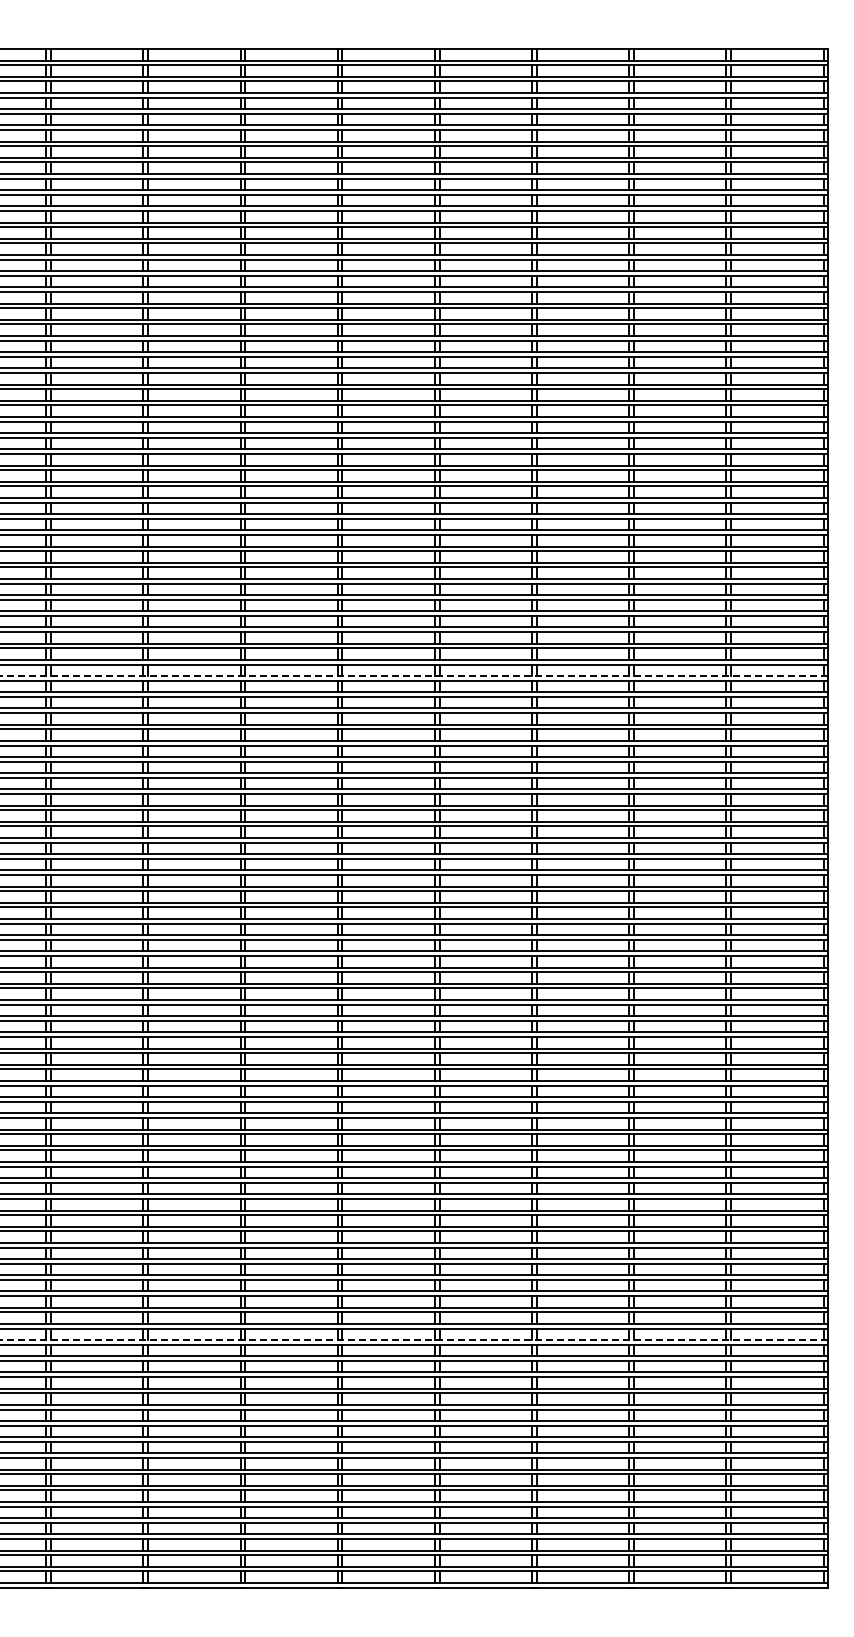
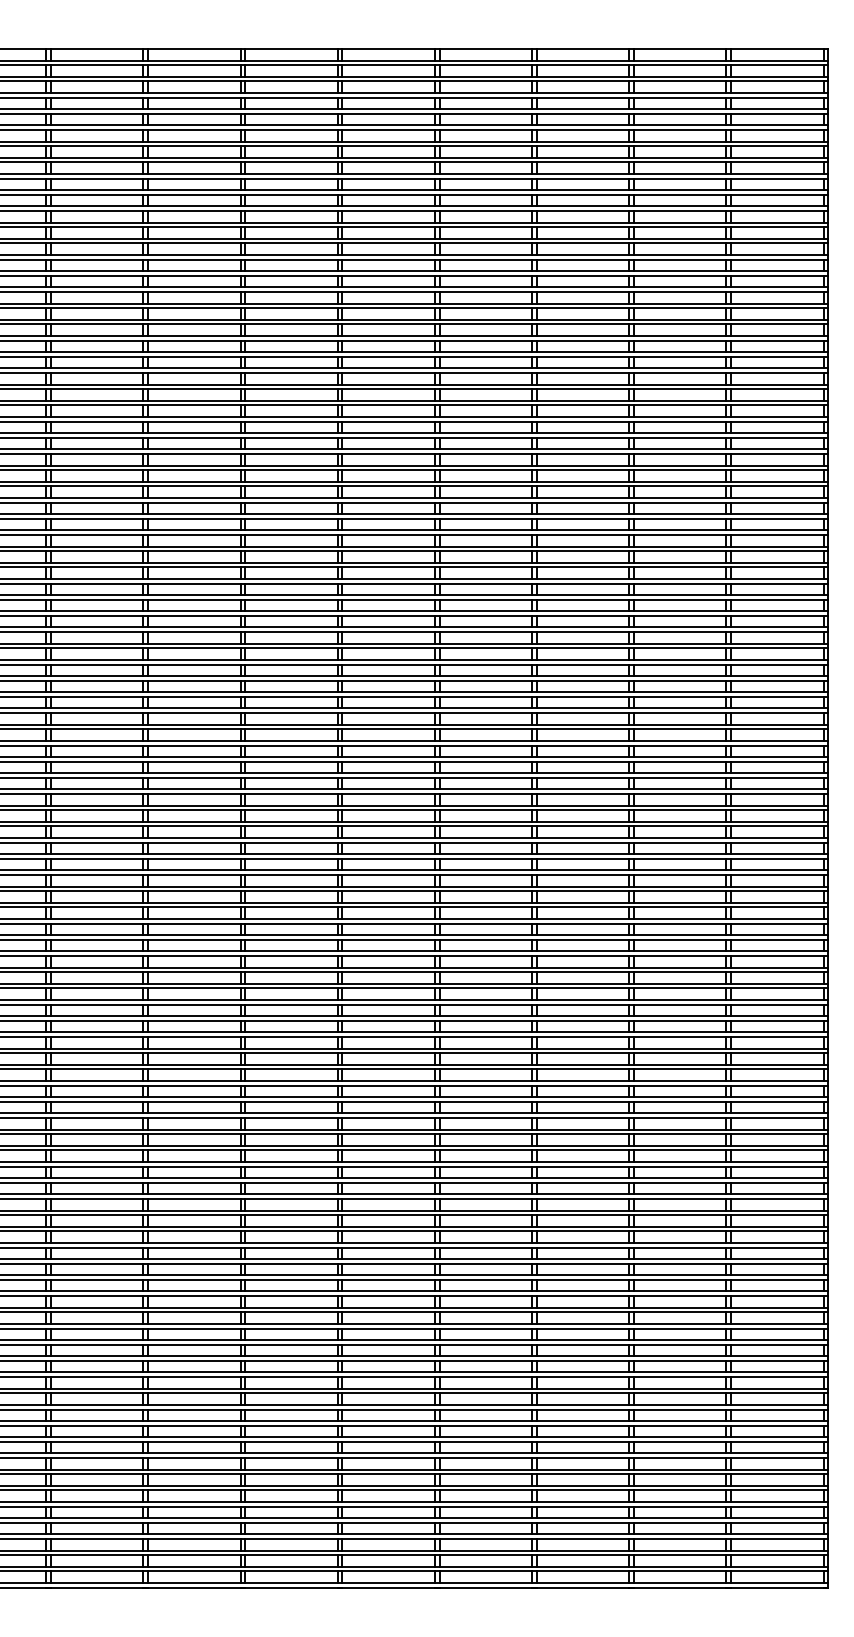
line: dashed -> solid (414, 676)
line: dashed -> solid (414, 1340)
